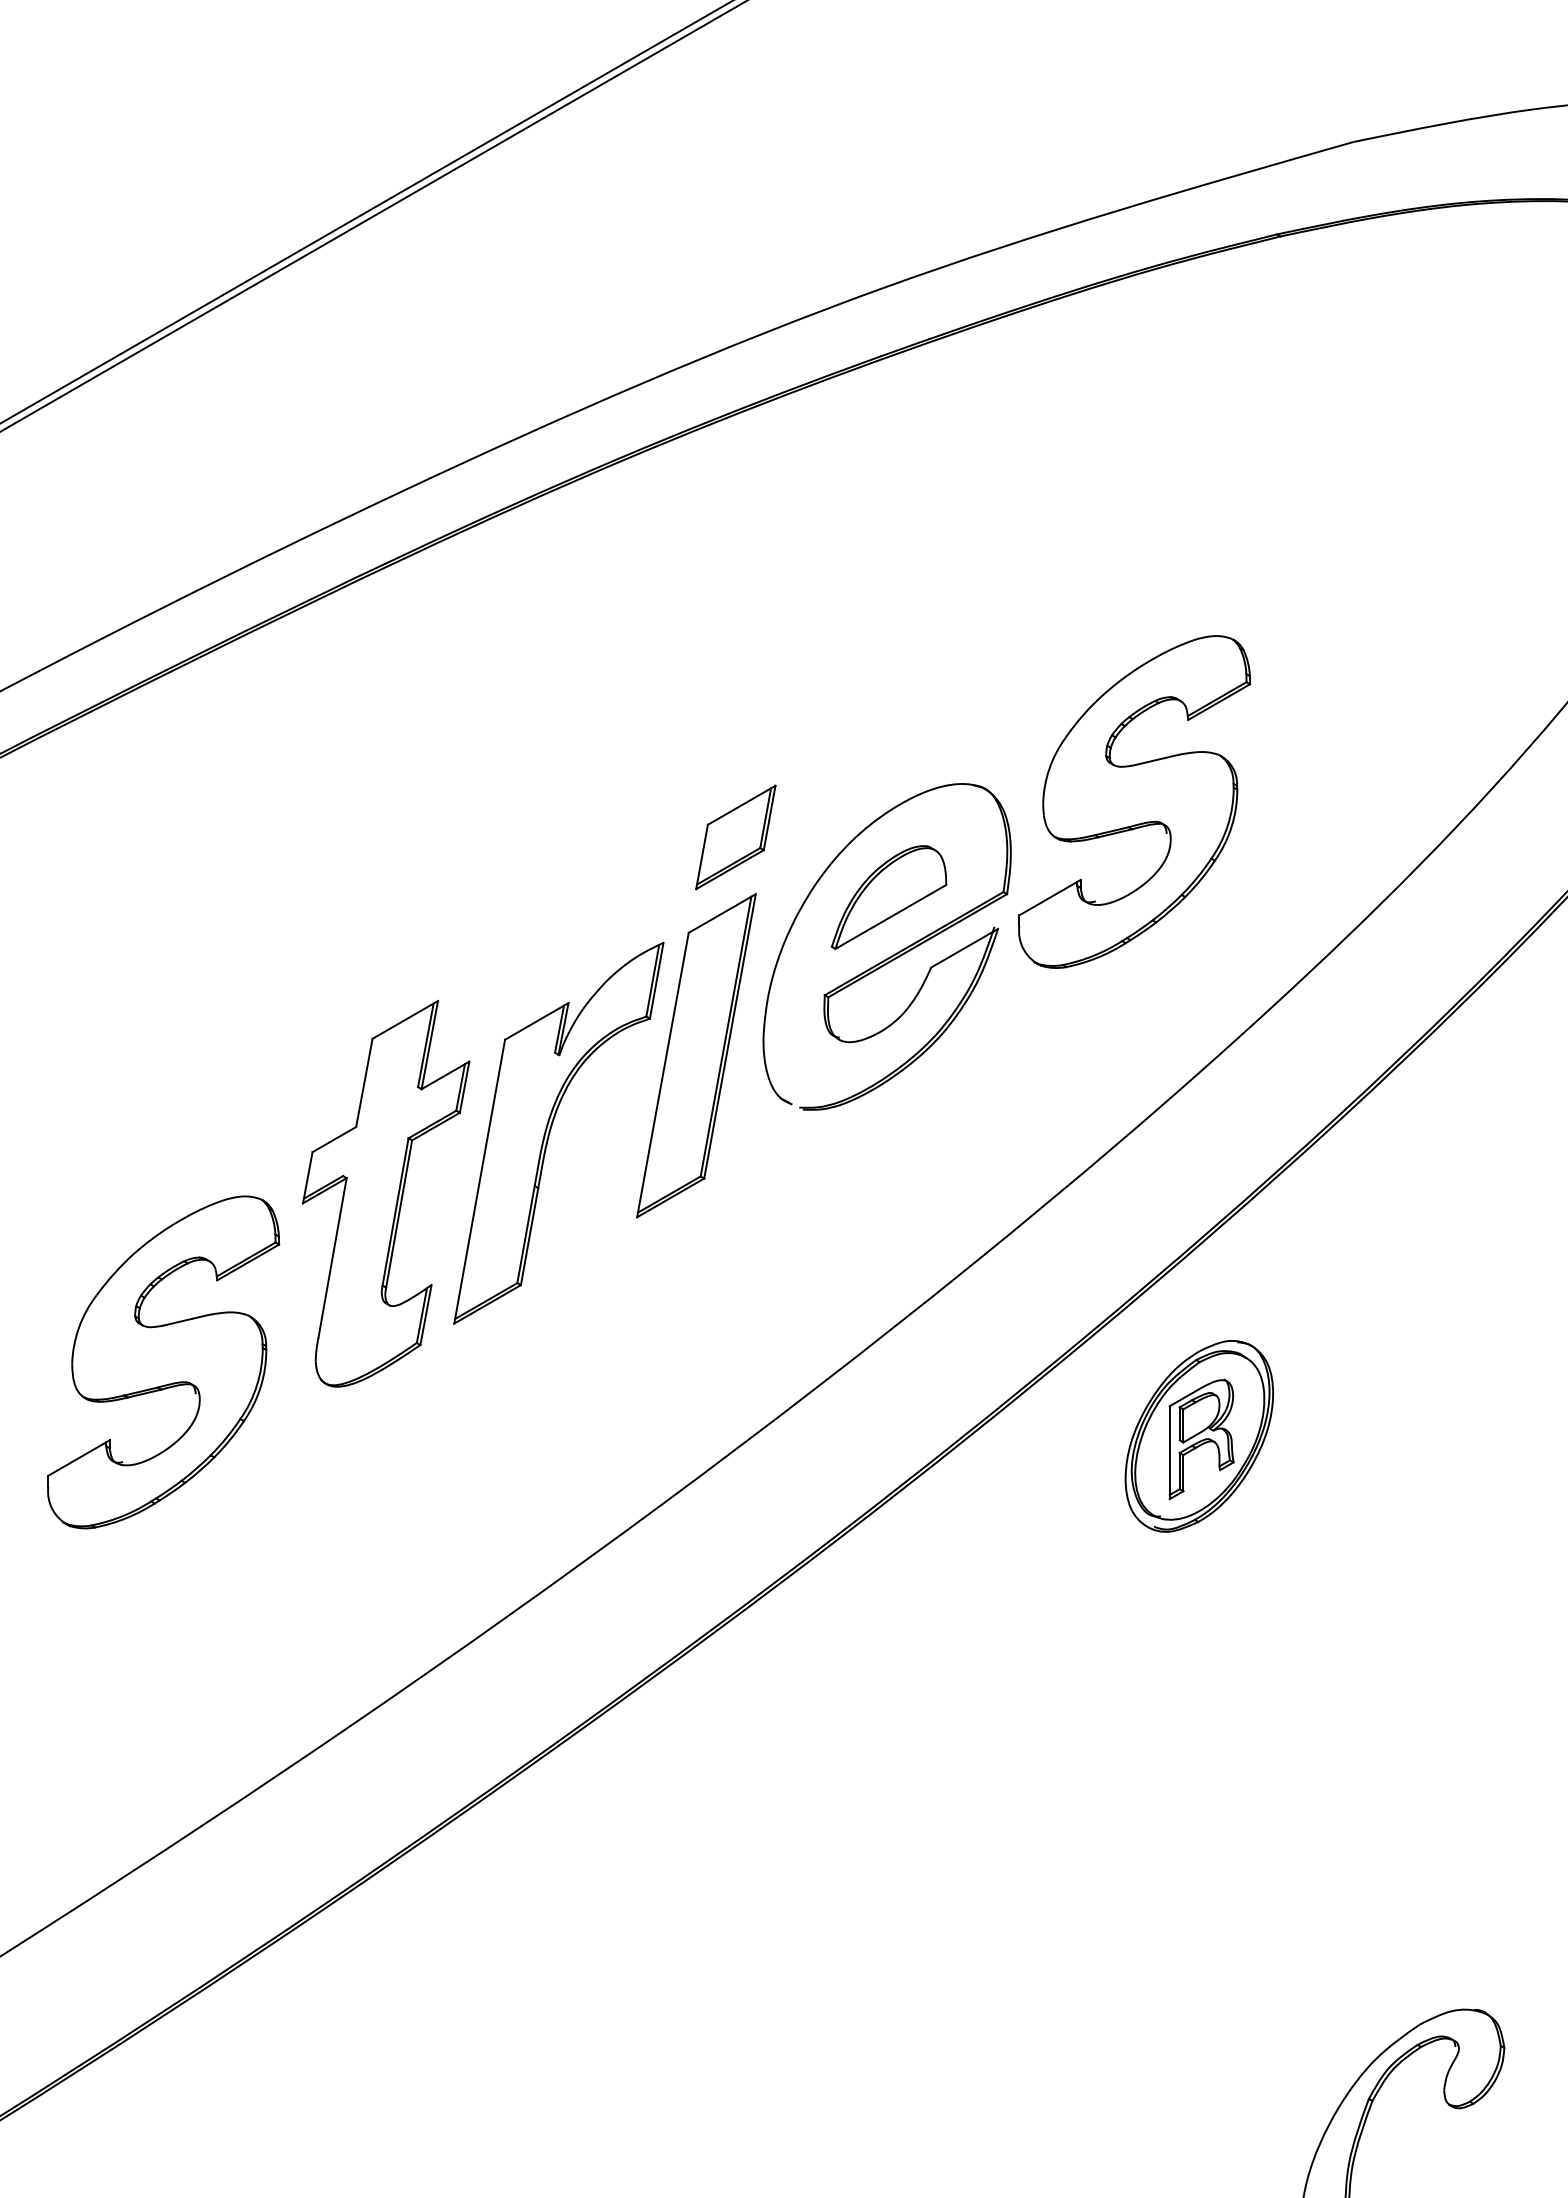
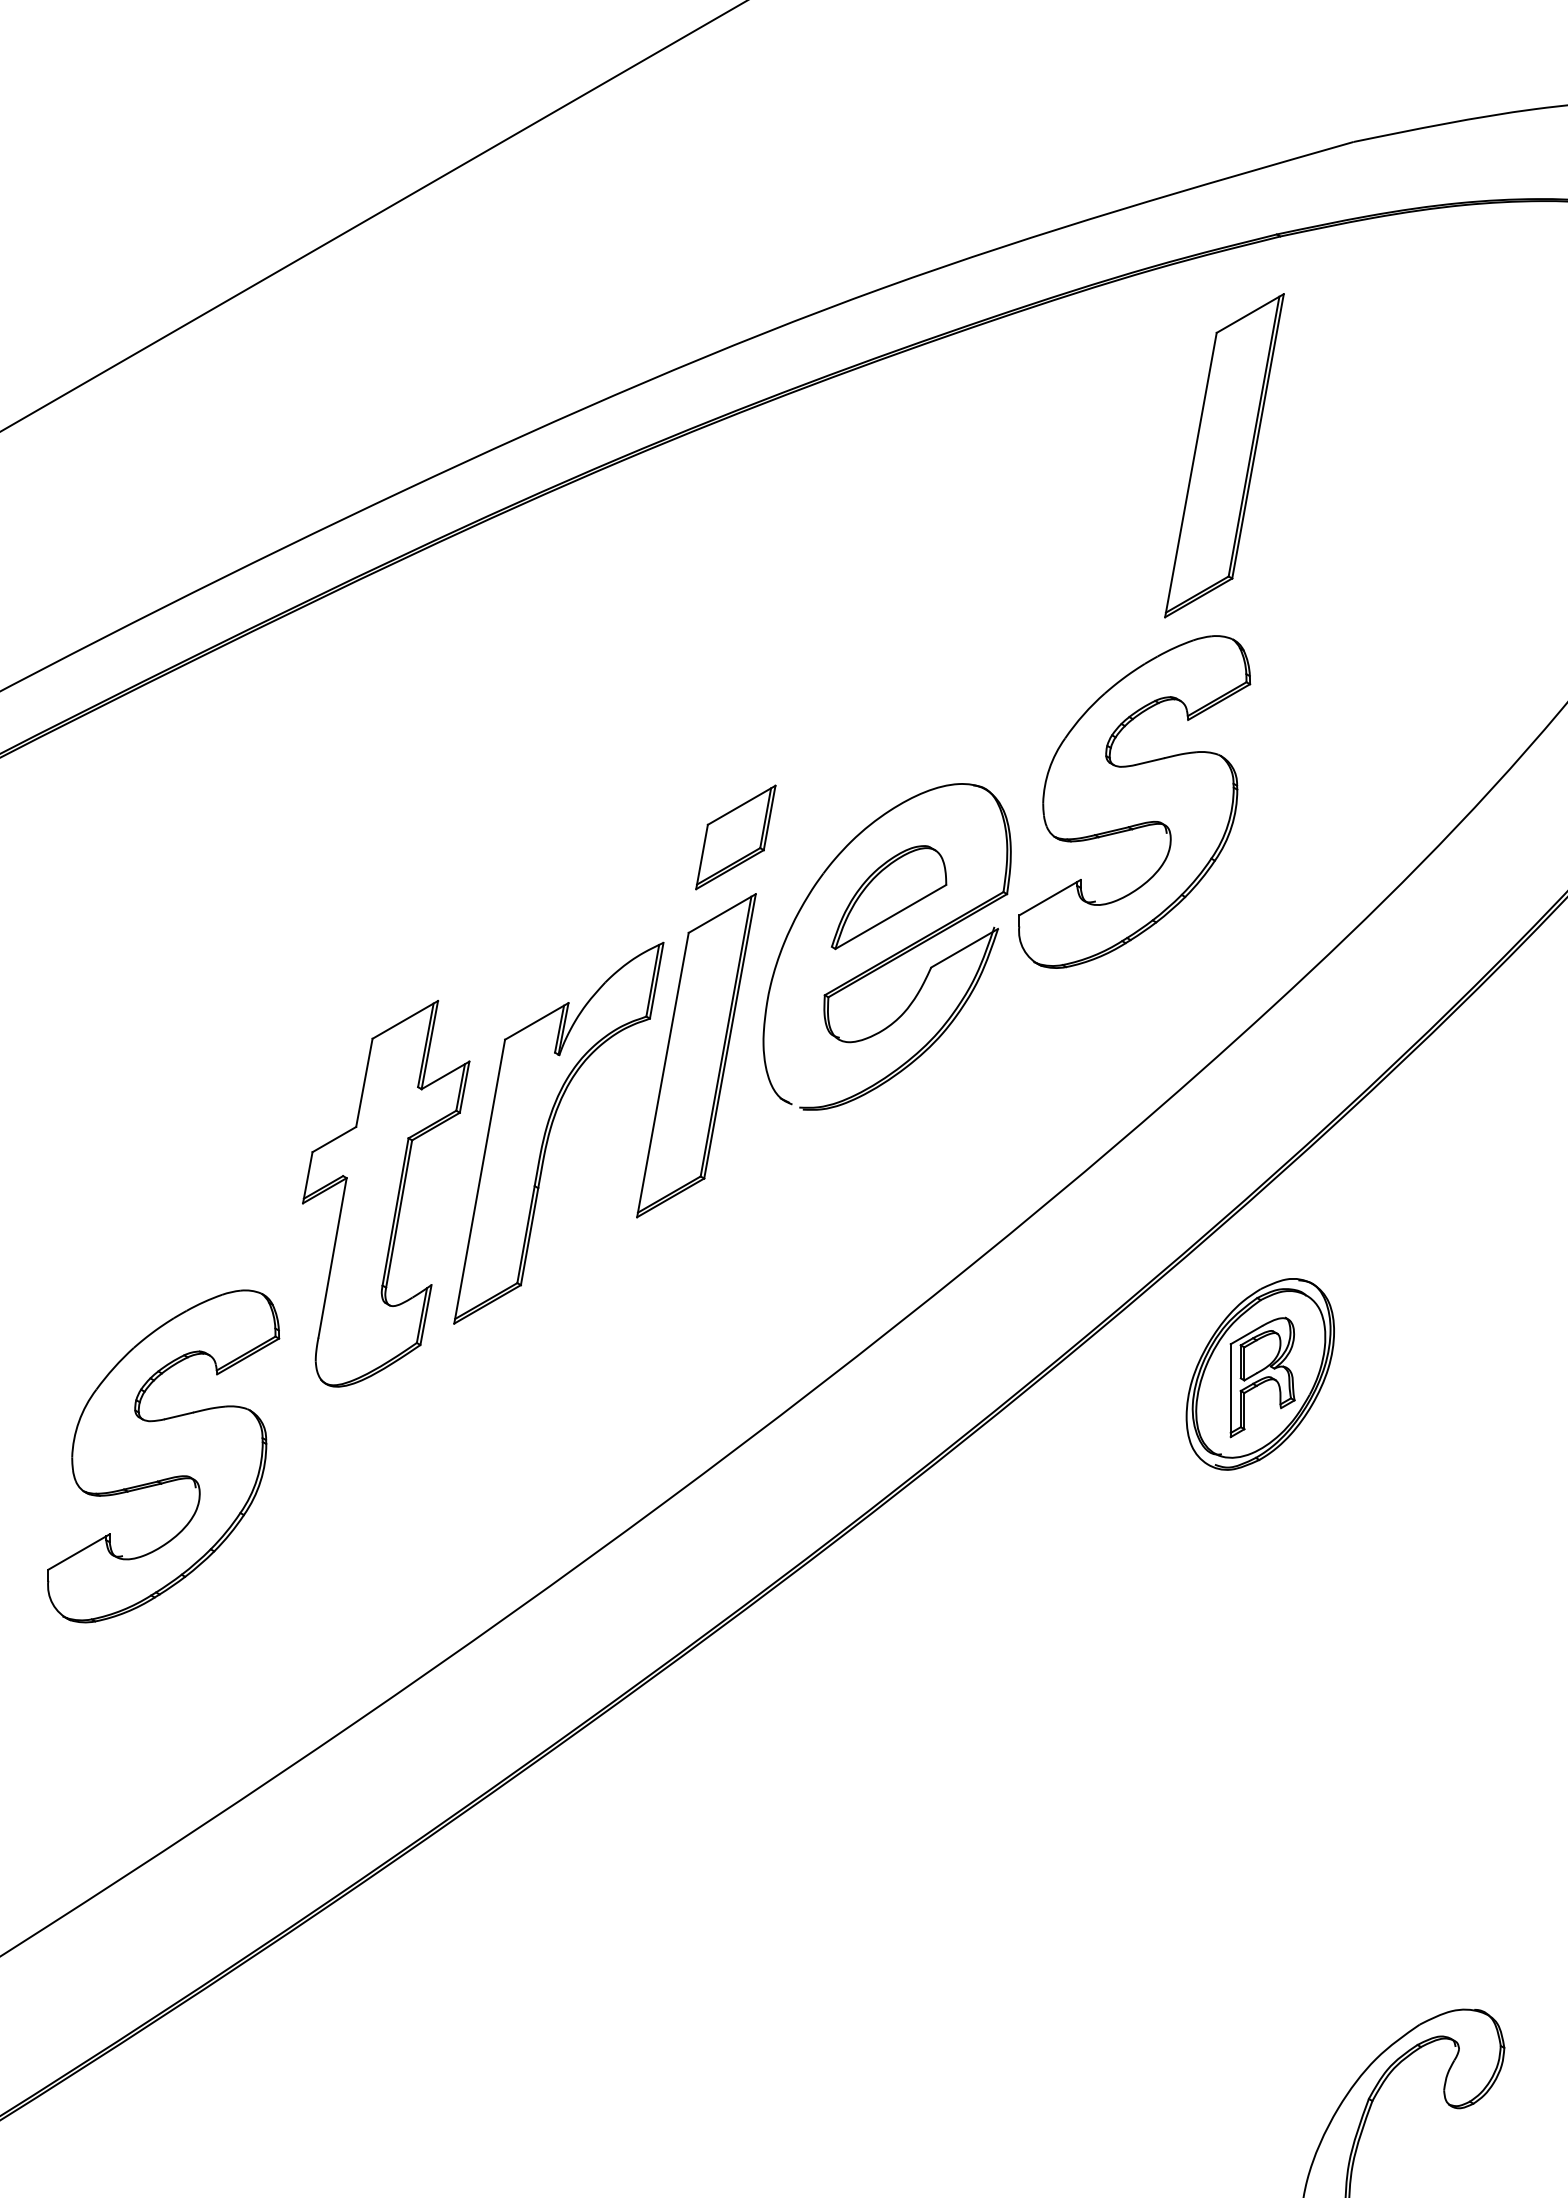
line: present -> none (366, 212)
part: none -> present (1224, 455)
part position: (163, 1362) -> (163, 1456) (163, 1456)
part position: (1198, 1436) -> (1259, 1374) (1259, 1374)
